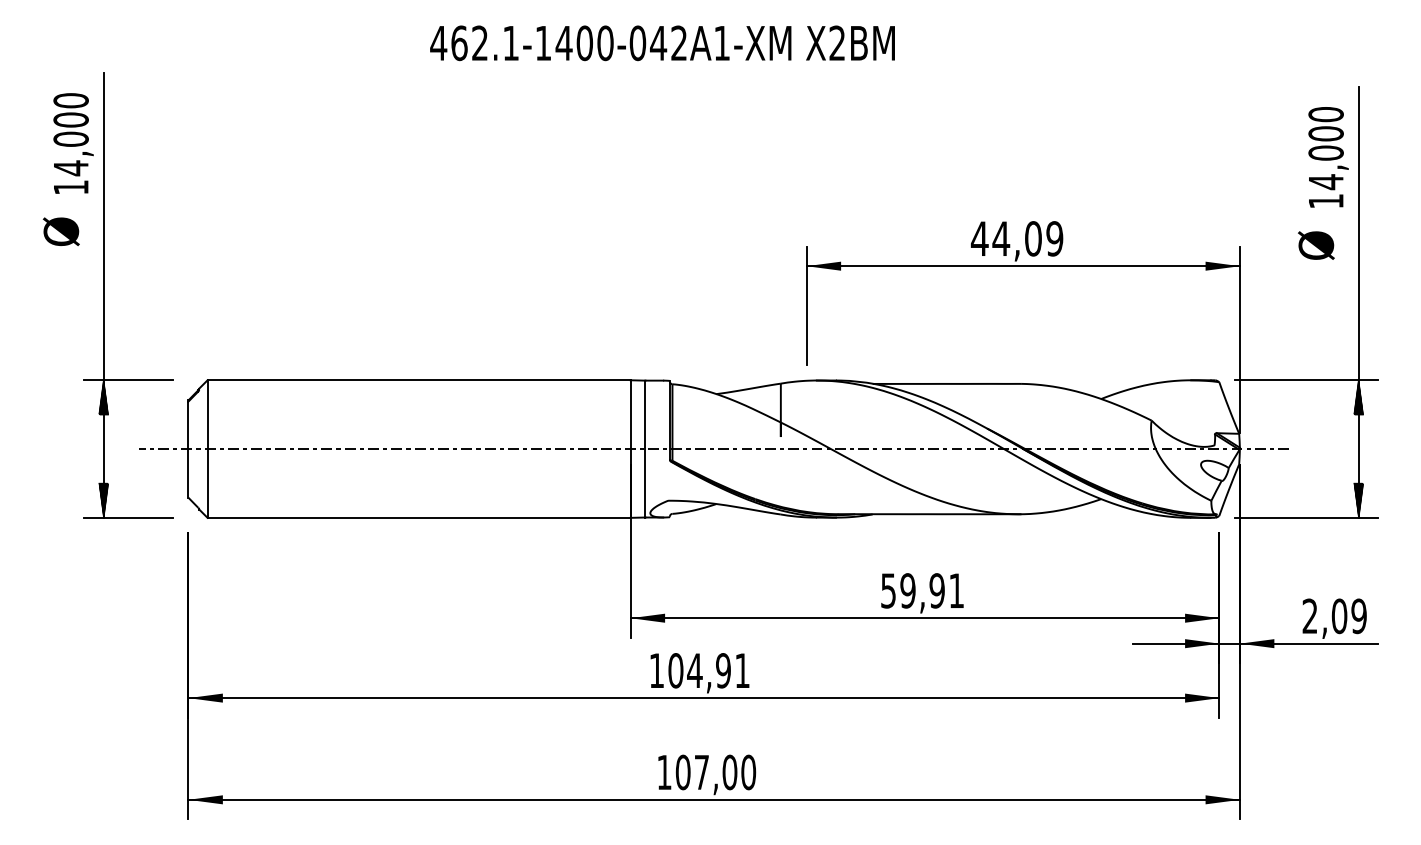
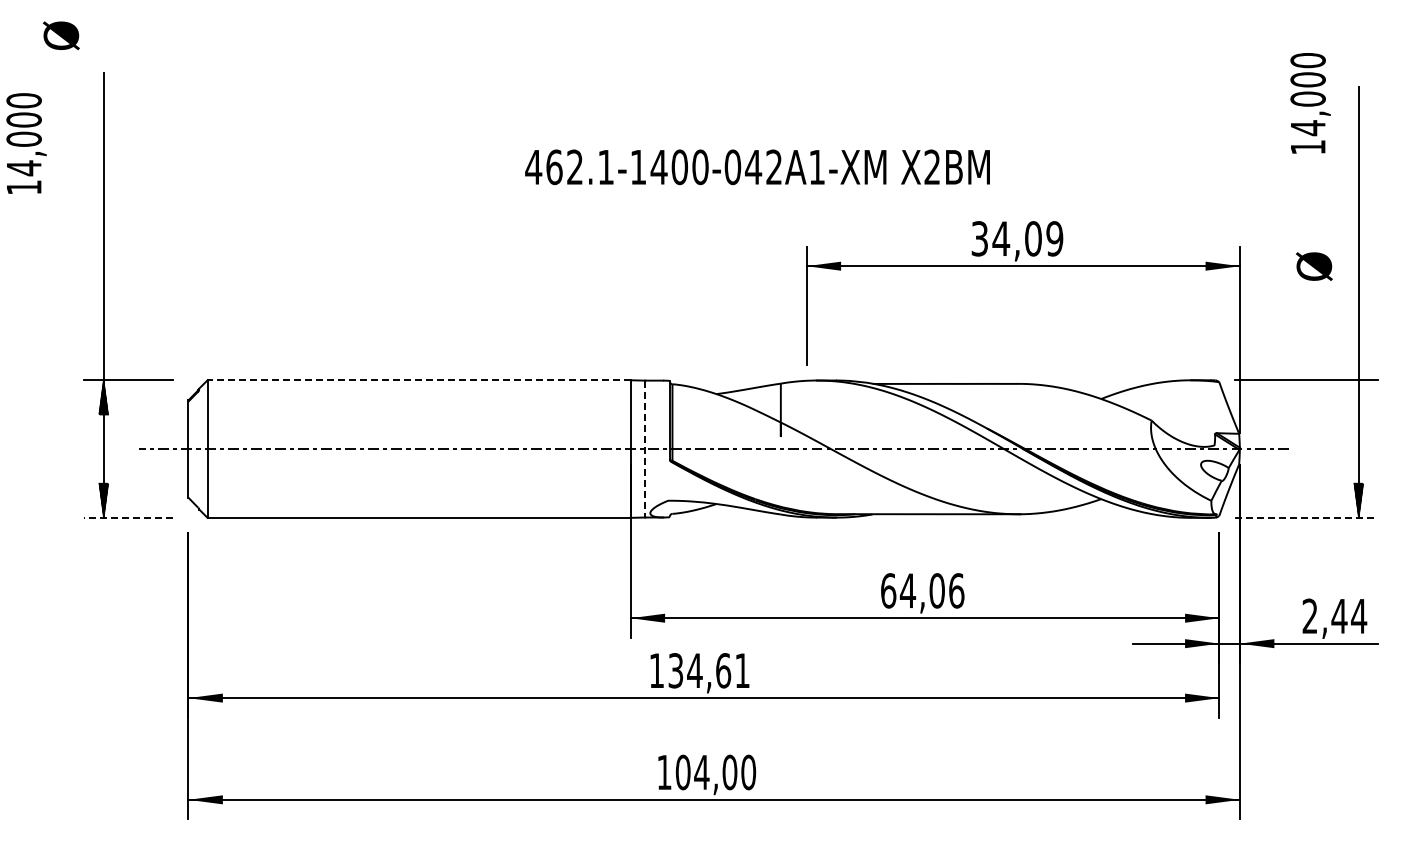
text position: (662, 43) -> (757, 167) (757, 167)
text position: (73, 143) -> (26, 143) (26, 143)
text position: (1328, 157) -> (1310, 103) (1310, 103)
text position: (60, 231) -> (60, 35) (60, 35)
text: 44,09 -> 34,09 (979, 238)
text position: (1316, 245) -> (1314, 266) (1314, 266)
line: solid -> dashed (419, 380)
hatch: present -> none (1358, 397)
line: solid -> dashed (645, 449)
line: solid -> dashed (127, 517)
line: solid -> dashed (1306, 517)
text: 59,91 -> 64,06 (922, 590)
text: 2,09 -> 2,44 (1349, 616)
text: 104,91 -> 134,61 (699, 670)
text: 107,00 -> 104,00 (701, 772)
